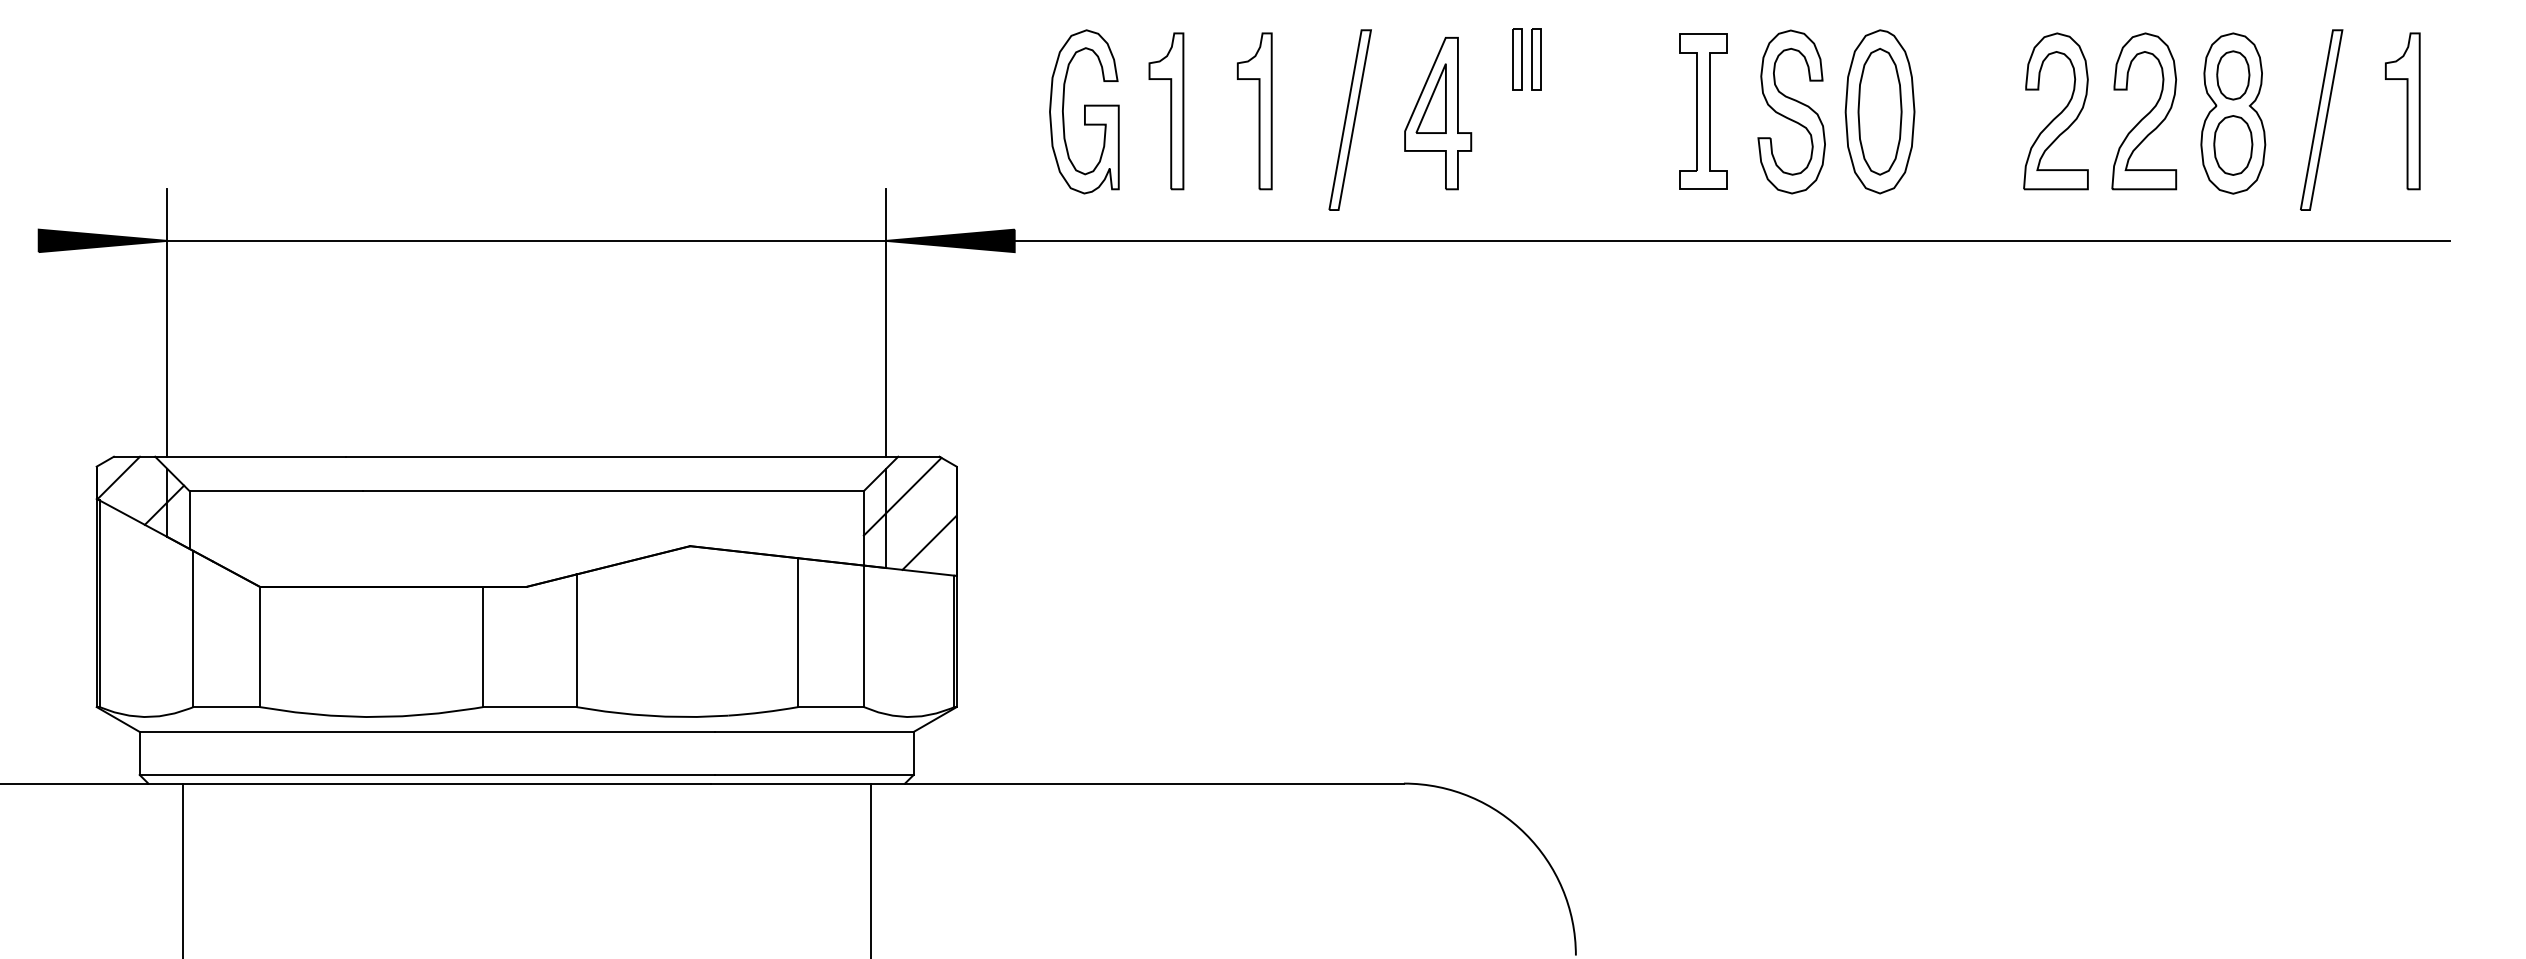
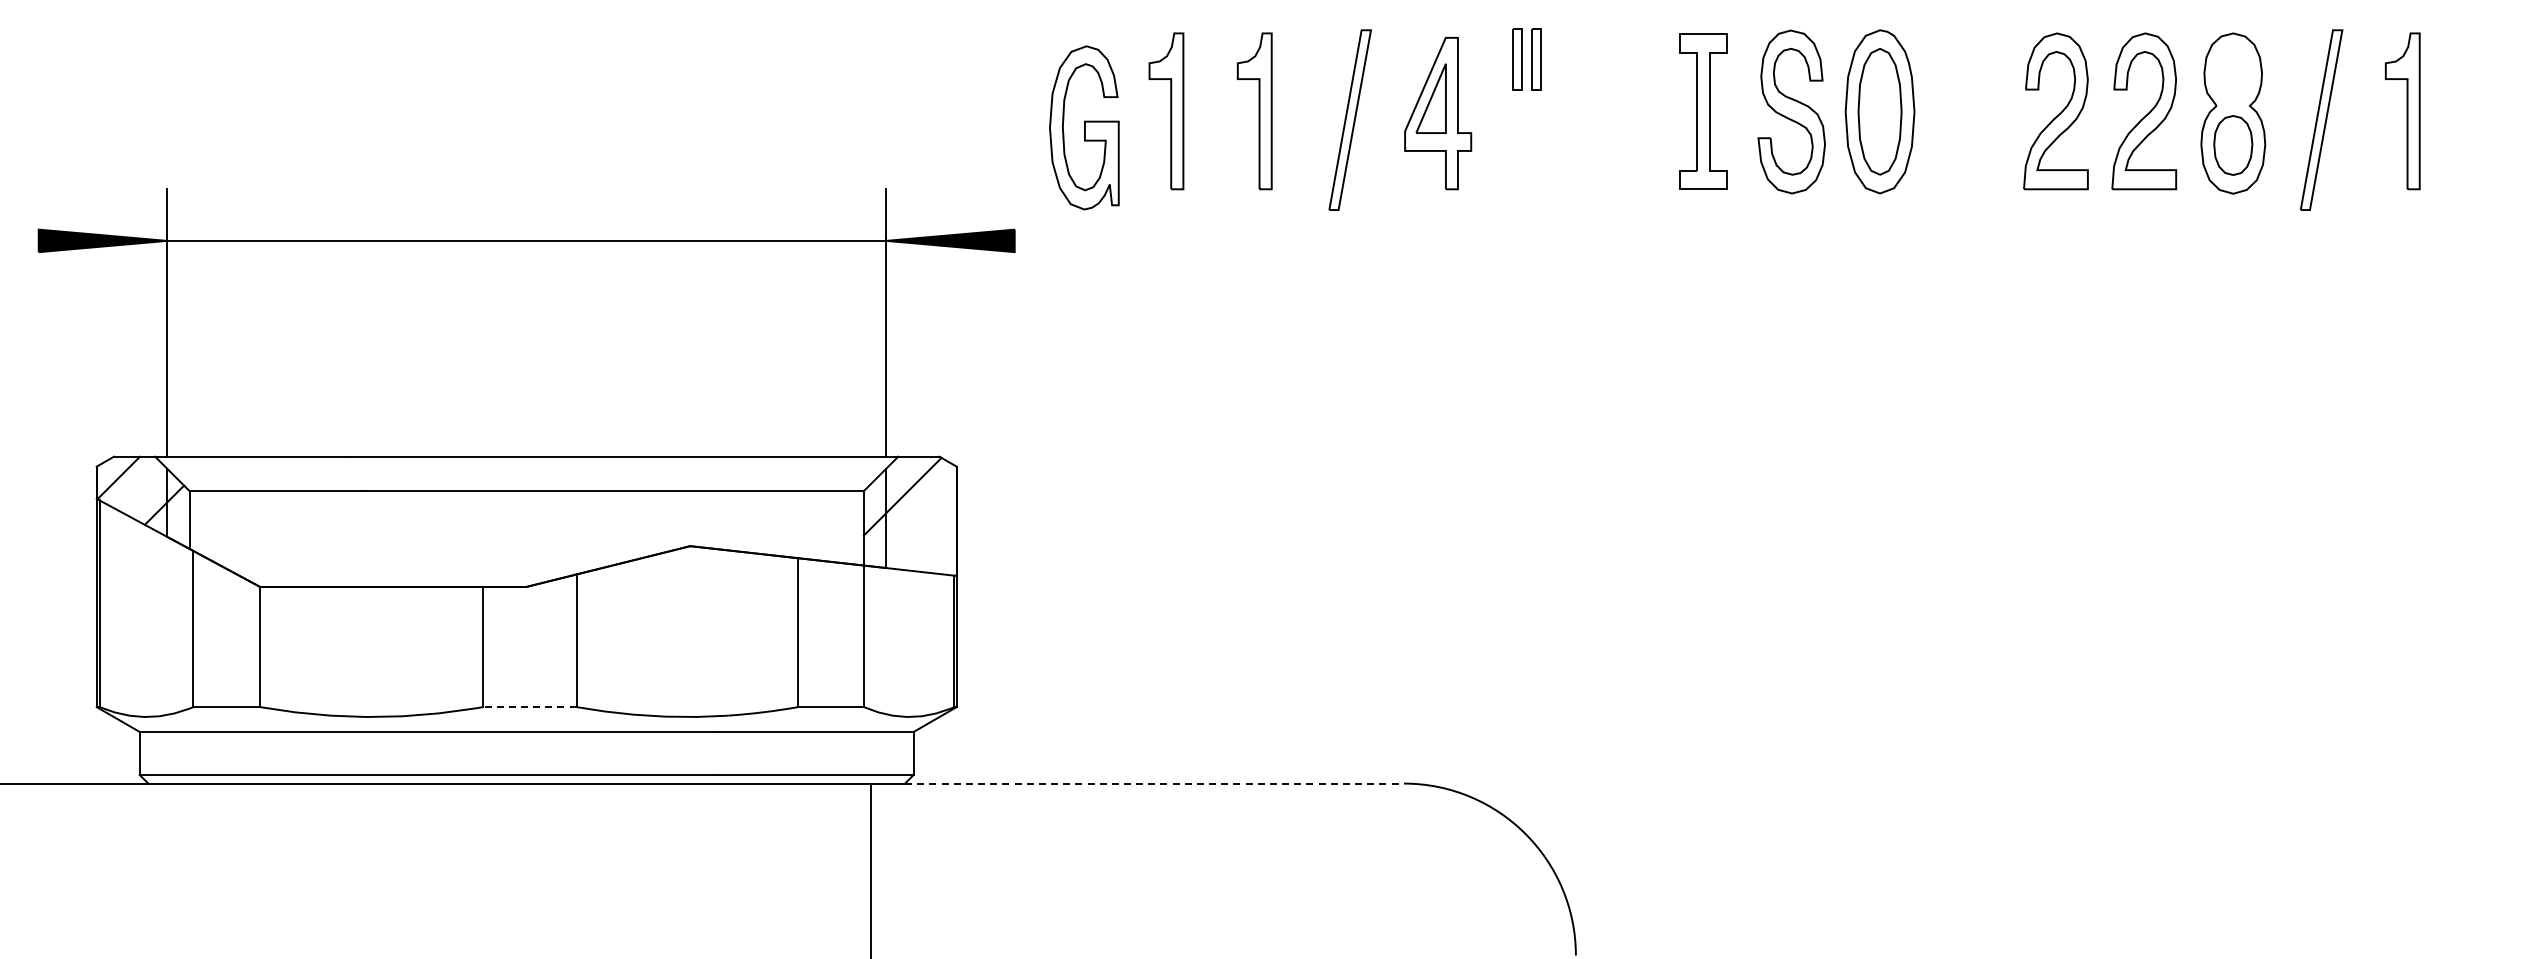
part: present -> none (2233, 75)
part position: (1084, 111) -> (1084, 127) (1084, 127)
line: present -> none (1732, 240)
line: present -> none (929, 542)
line: solid -> dashed (529, 707)
line: solid -> dashed (1155, 783)
line: present -> none (182, 869)
